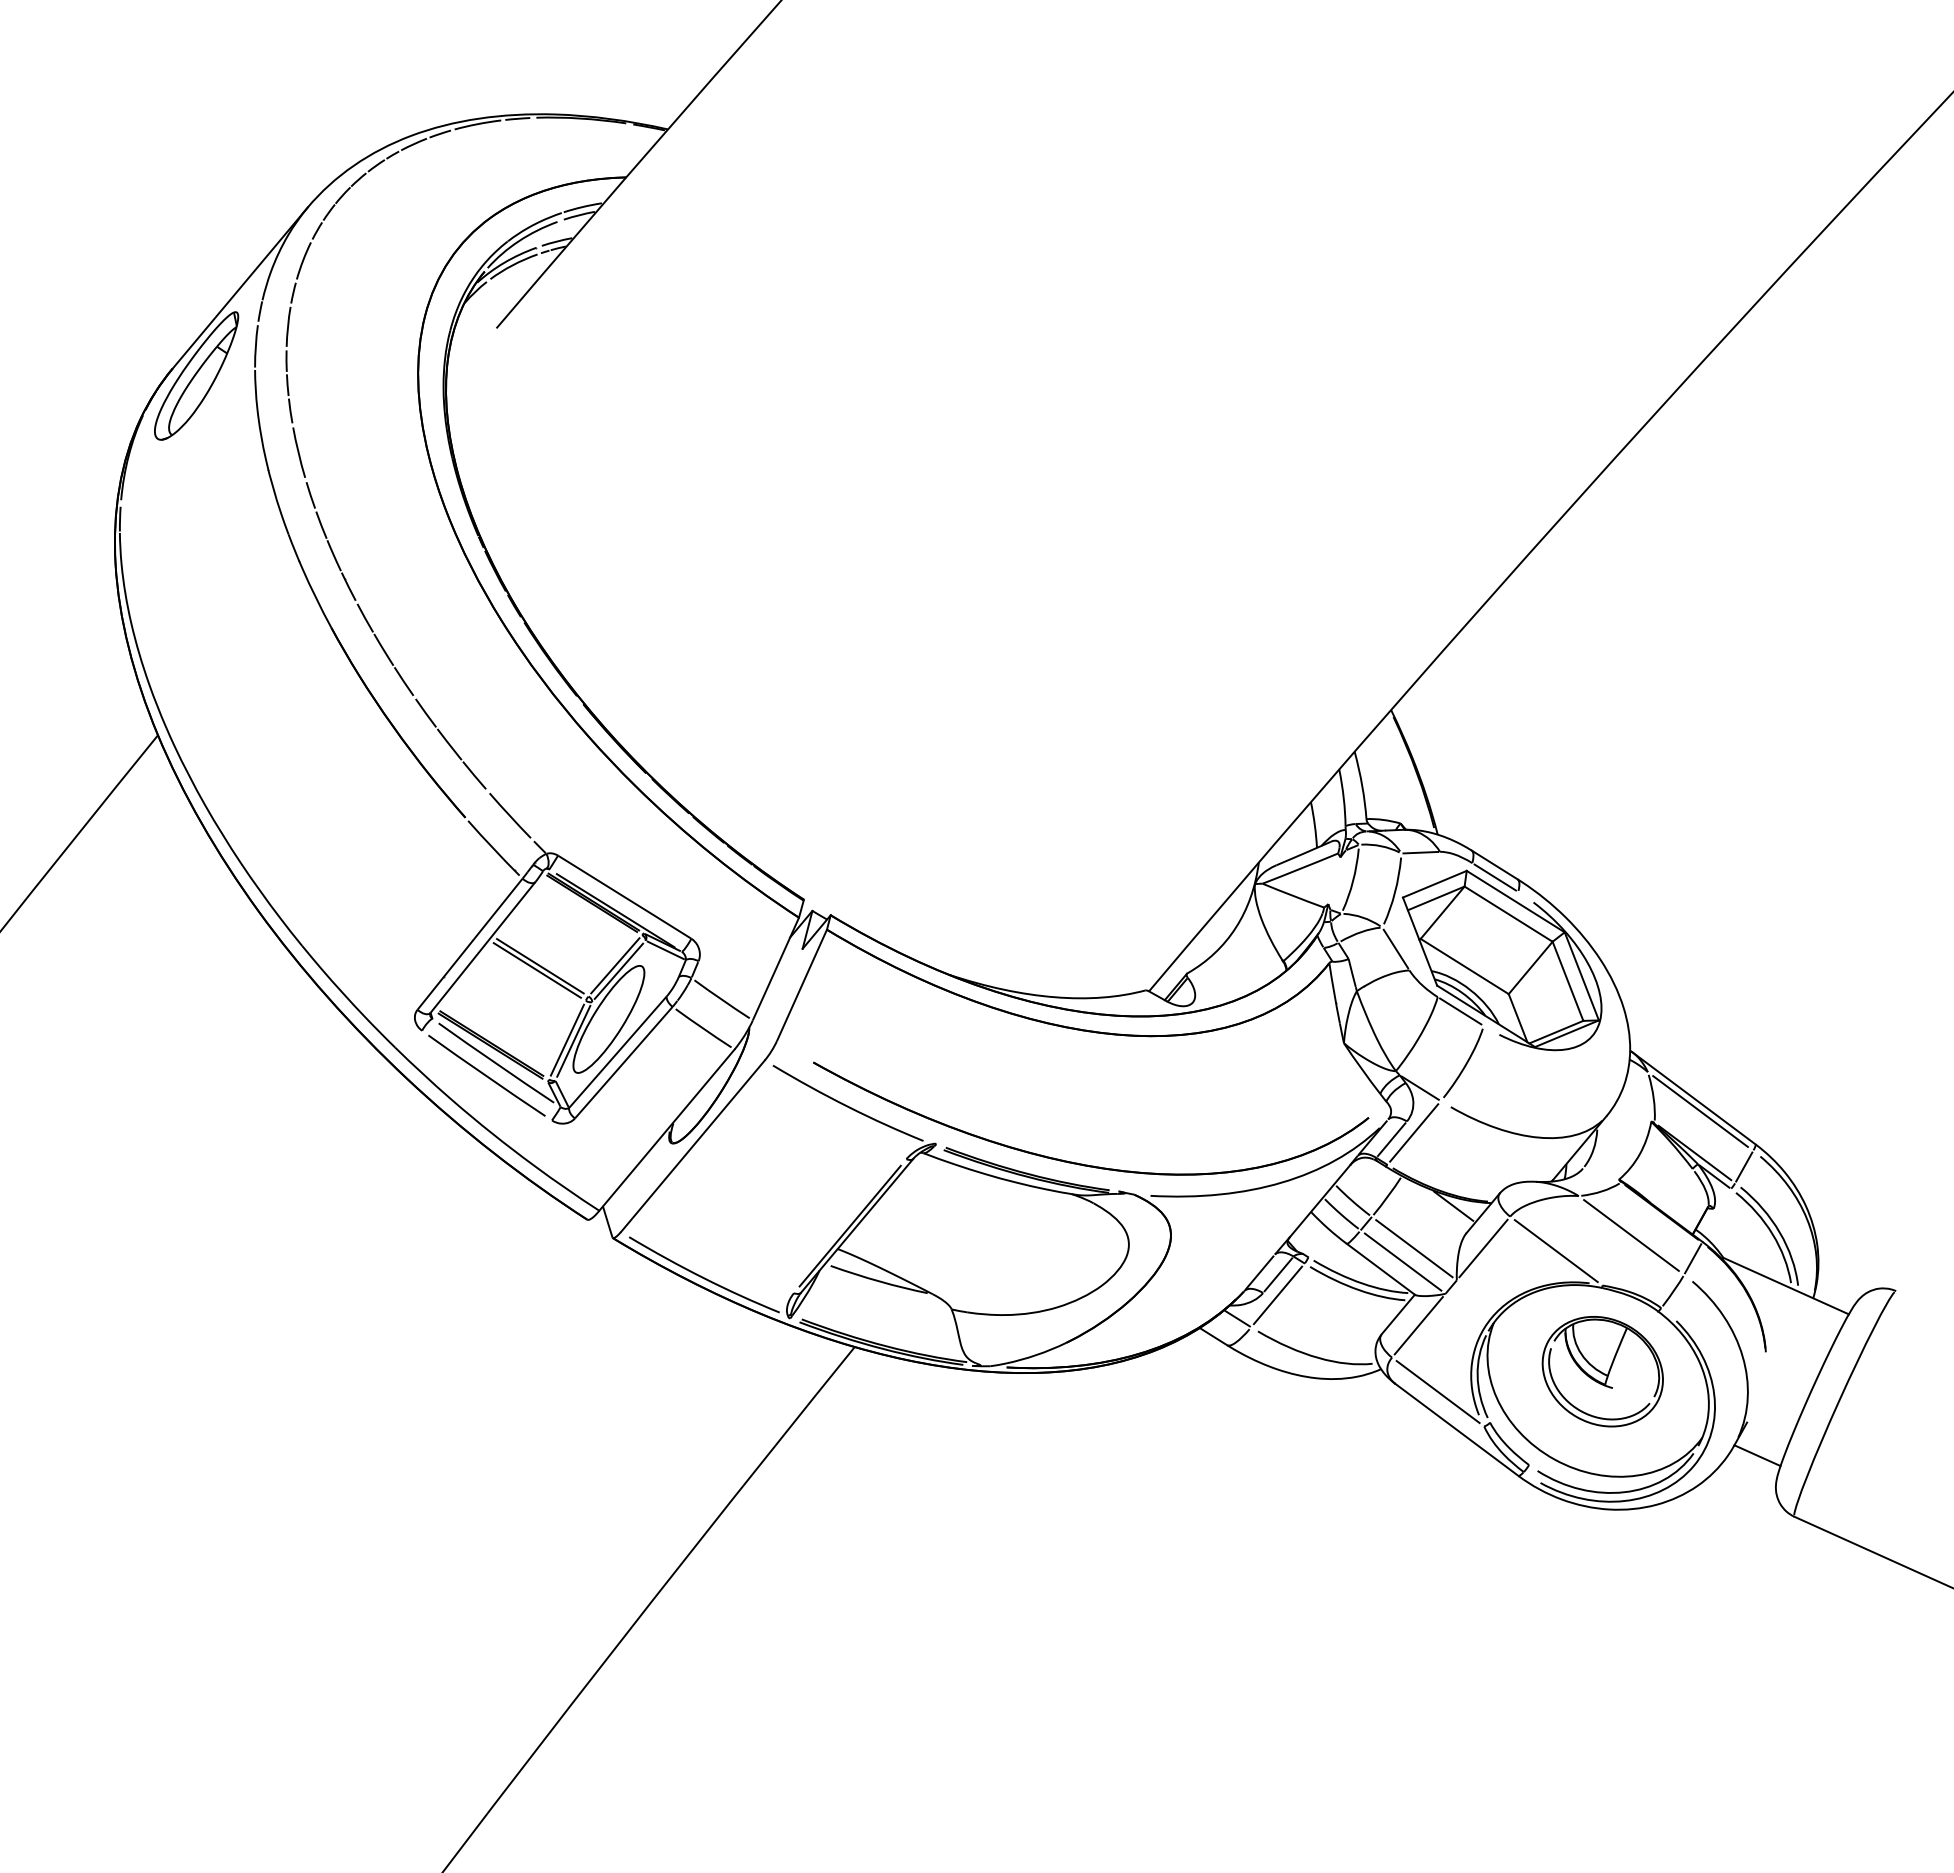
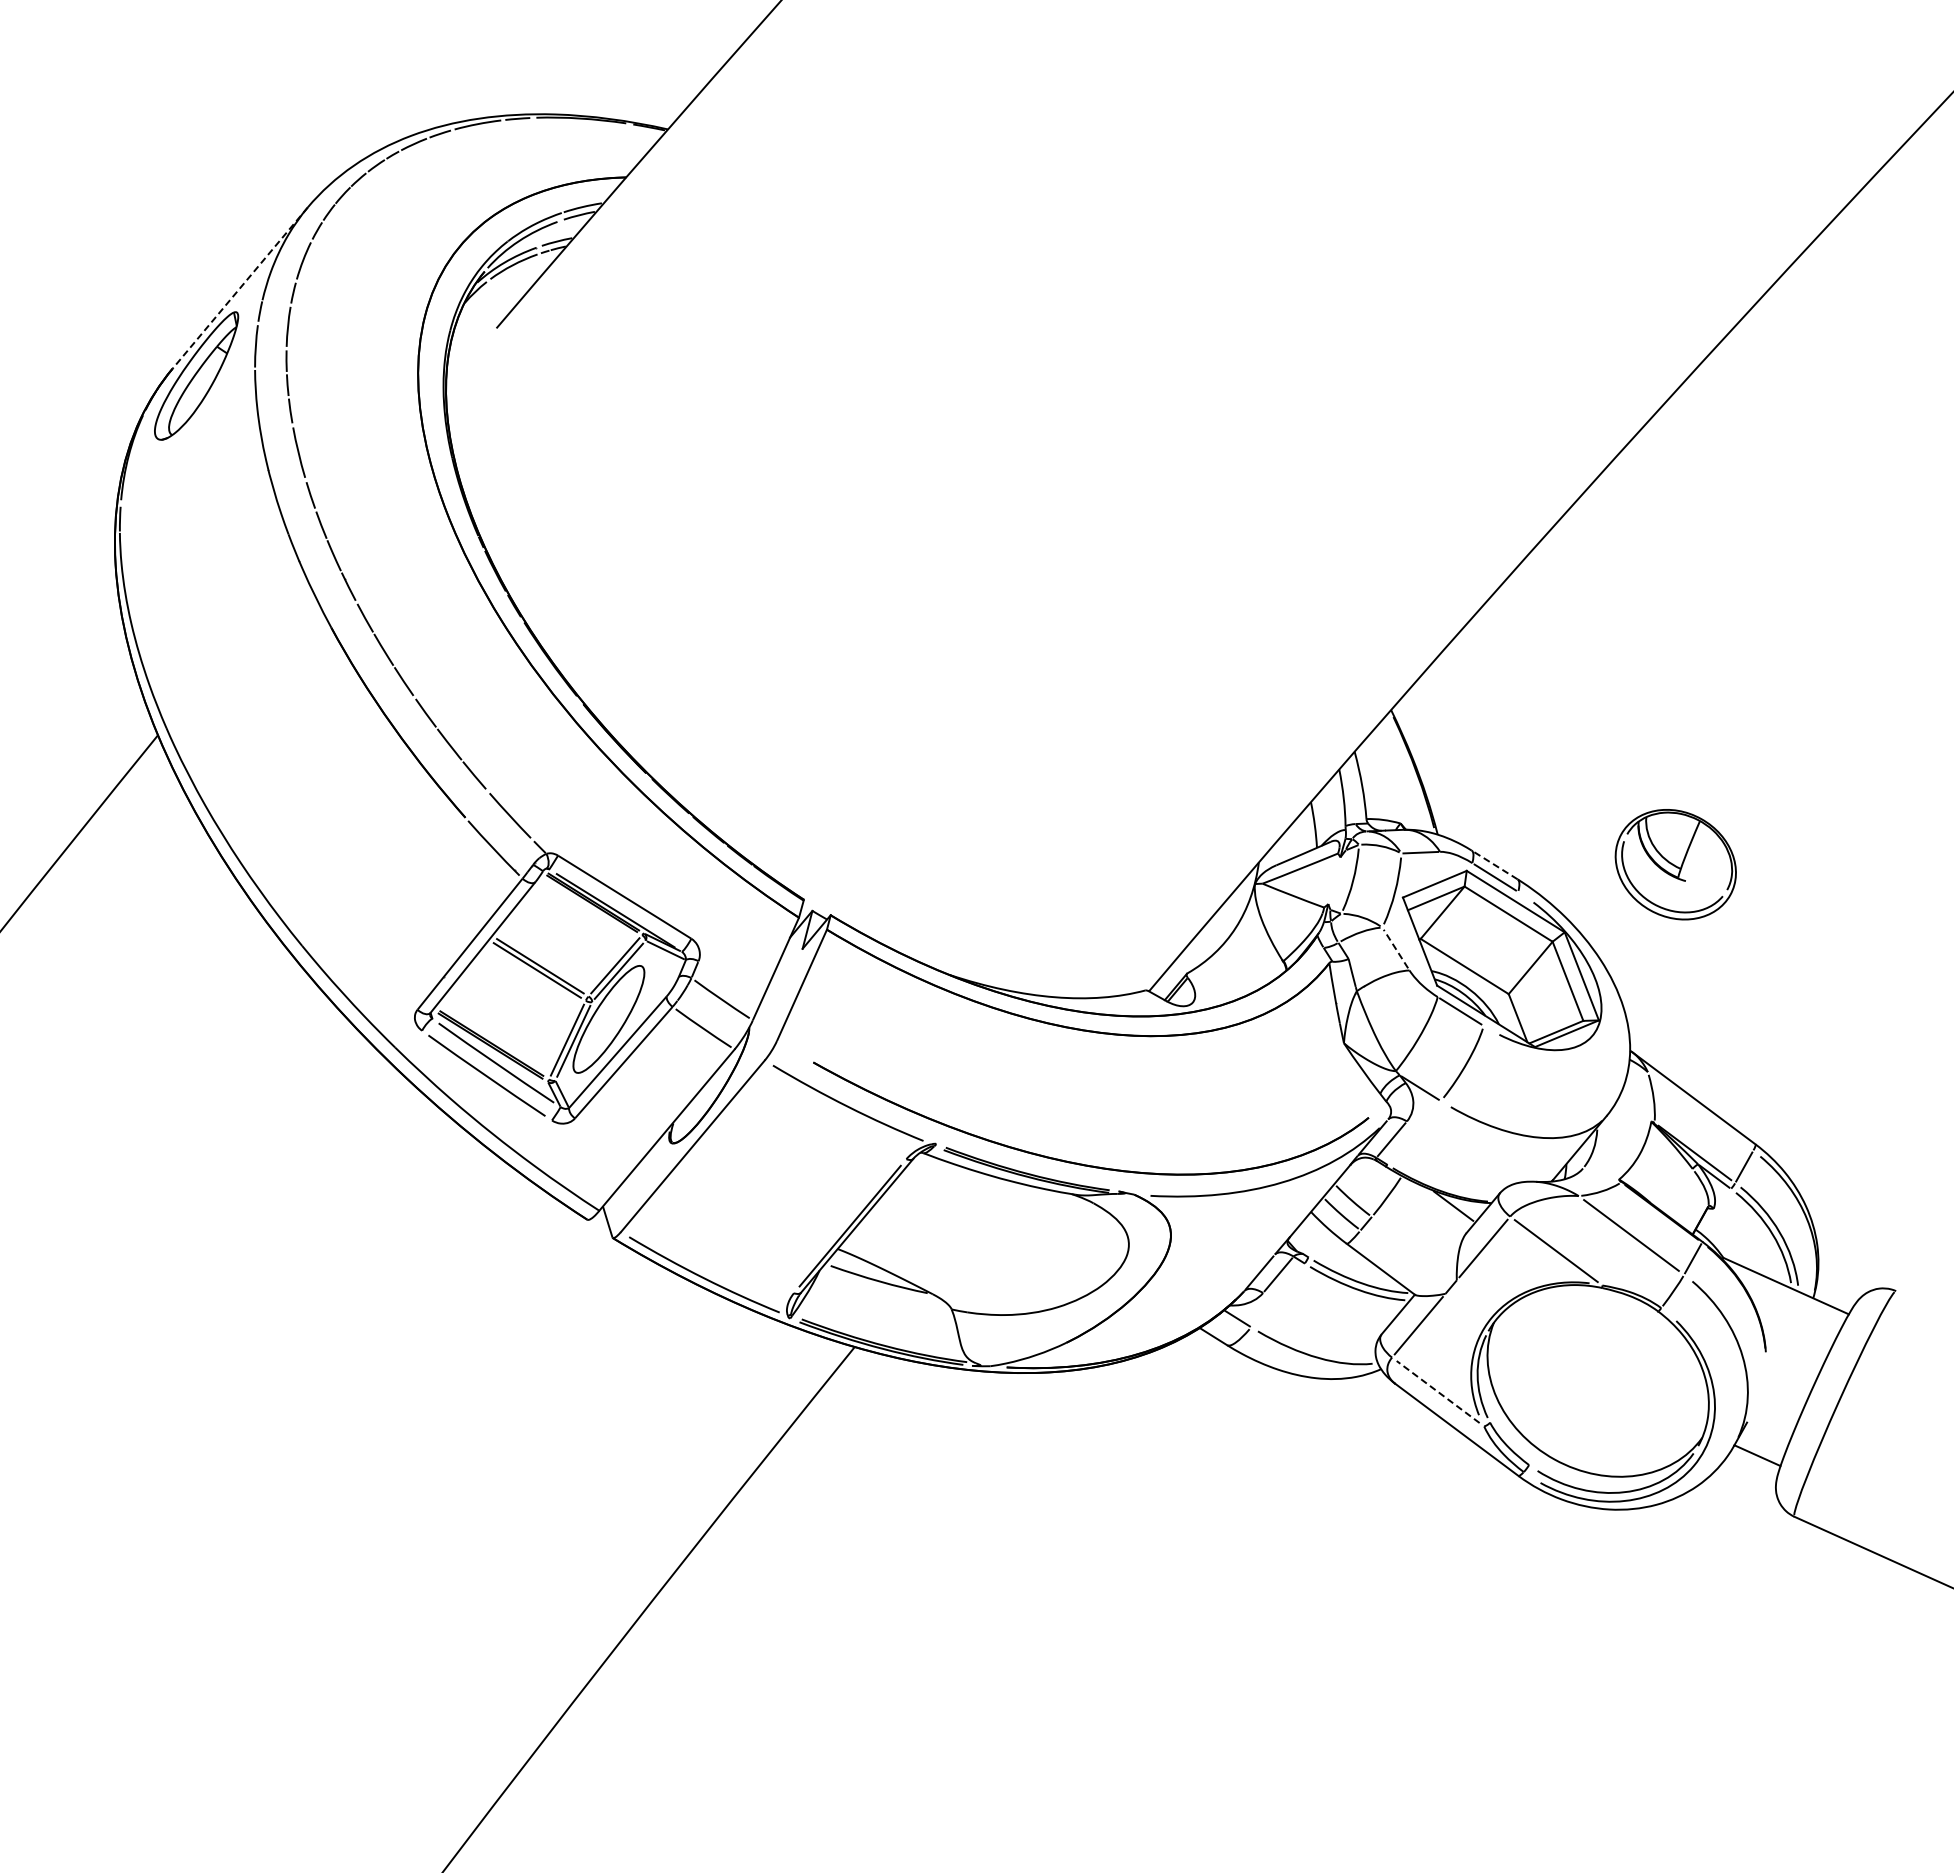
line: solid -> dashed (239, 288)
line: solid -> dashed (1494, 864)
line: solid -> dashed (1395, 949)
line: present -> none (1700, 1111)
line: present -> none (1414, 1132)
line: present -> none (1414, 1248)
line: present -> none (1402, 1261)
line: present -> none (1277, 1295)
part position: (1602, 1371) -> (1675, 864) (1675, 864)
line: solid -> dashed (1438, 1392)
